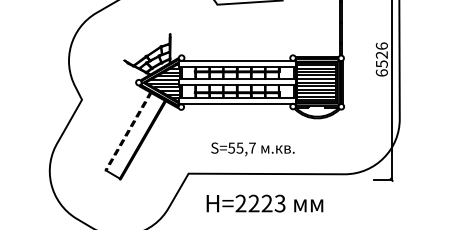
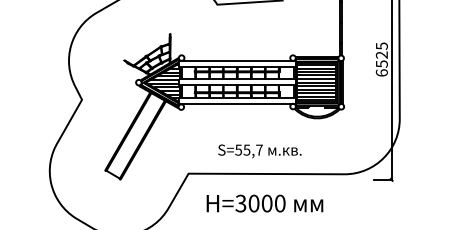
text: 6526 -> 6525 (381, 45)
text position: (252, 149) -> (259, 151) (259, 151)
line: dashed -> solid (105, 170)
text: H=2223 -> H=3000 (260, 203)
